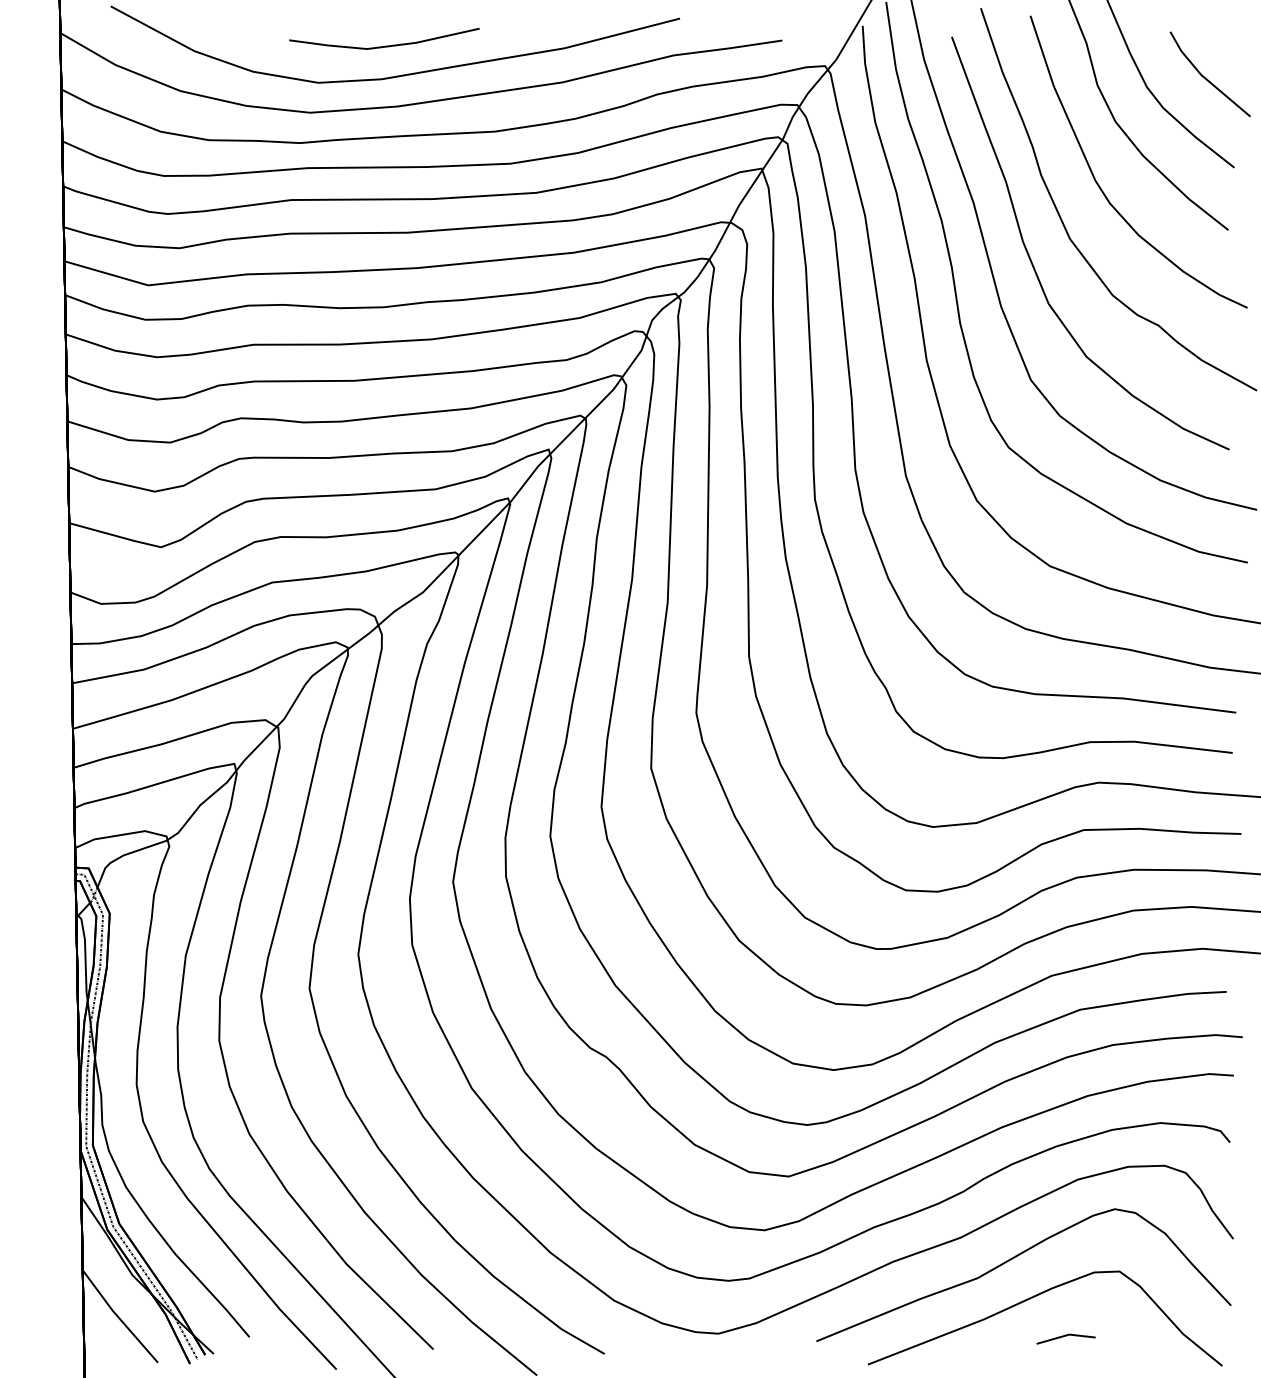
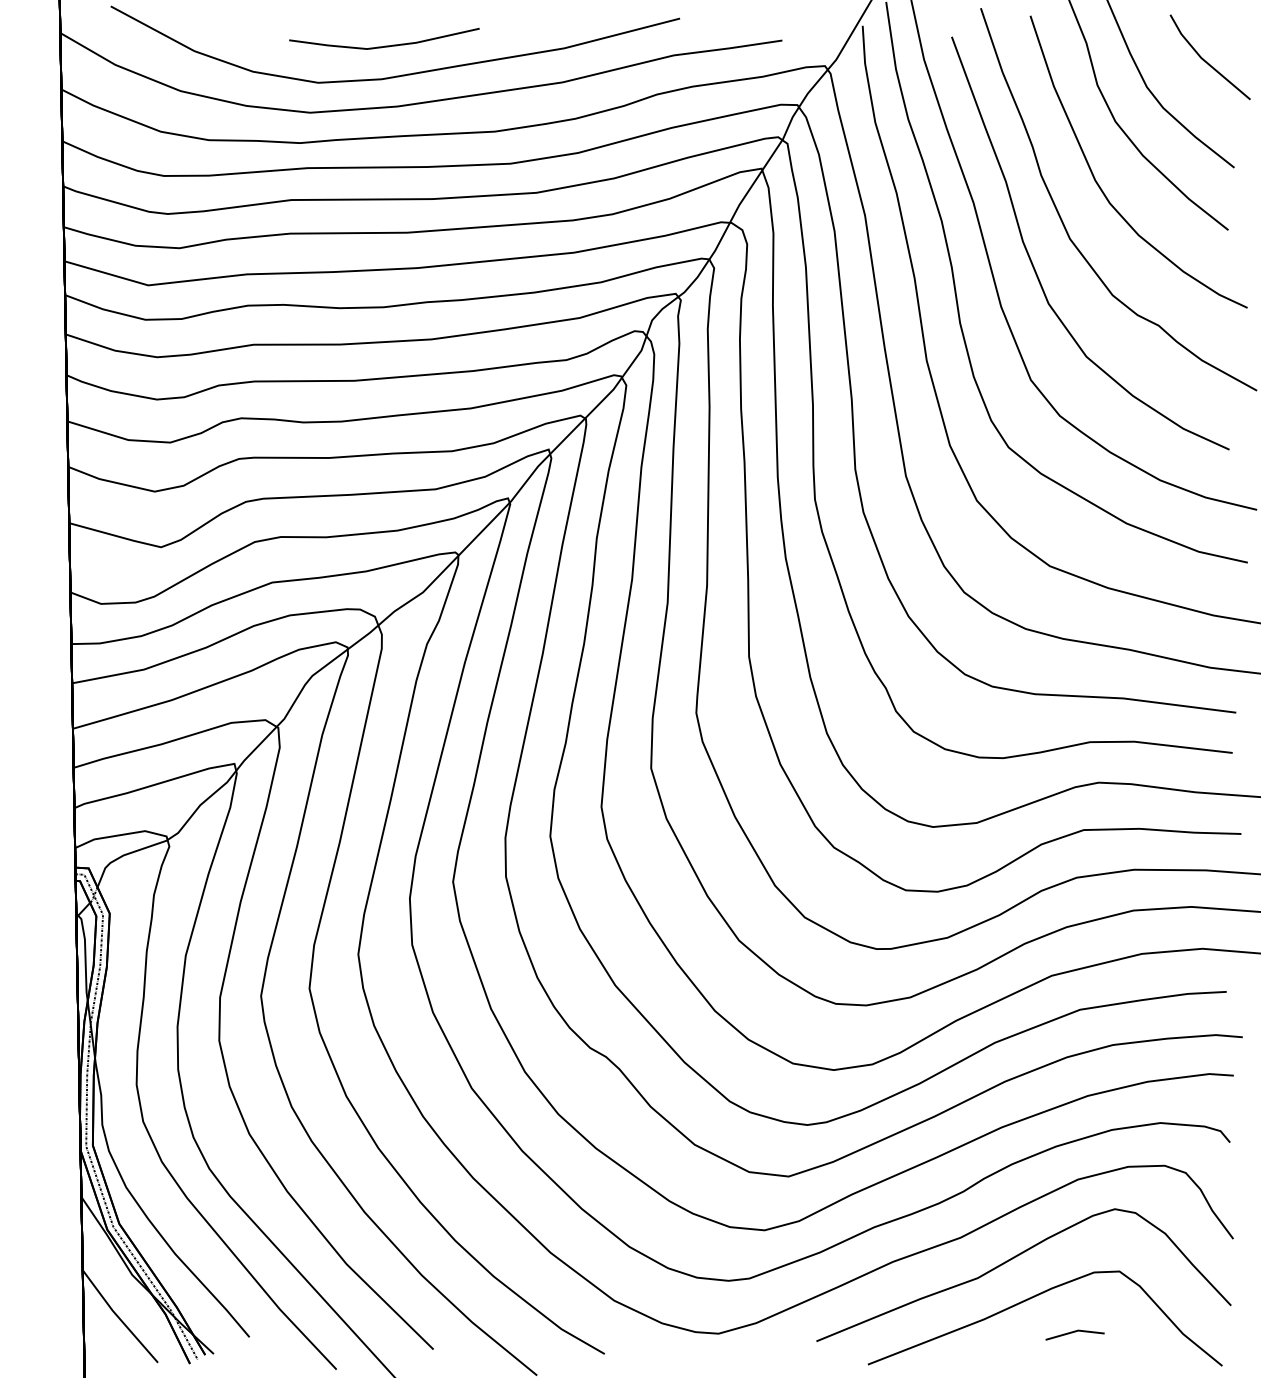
part position: (1209, 74) -> (1209, 57) (1209, 57)
line position: (1065, 1336) -> (1074, 1332) (1074, 1332)
